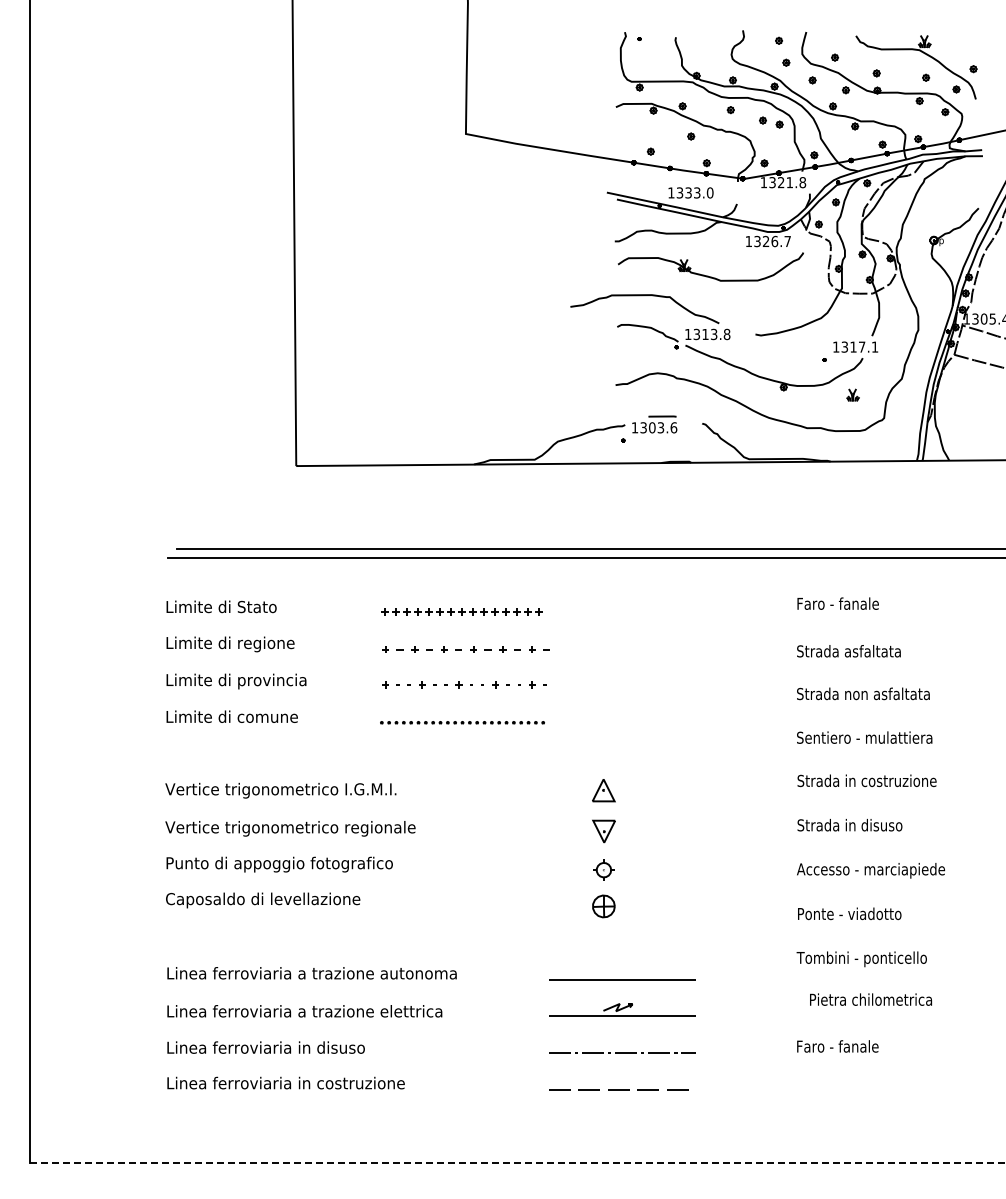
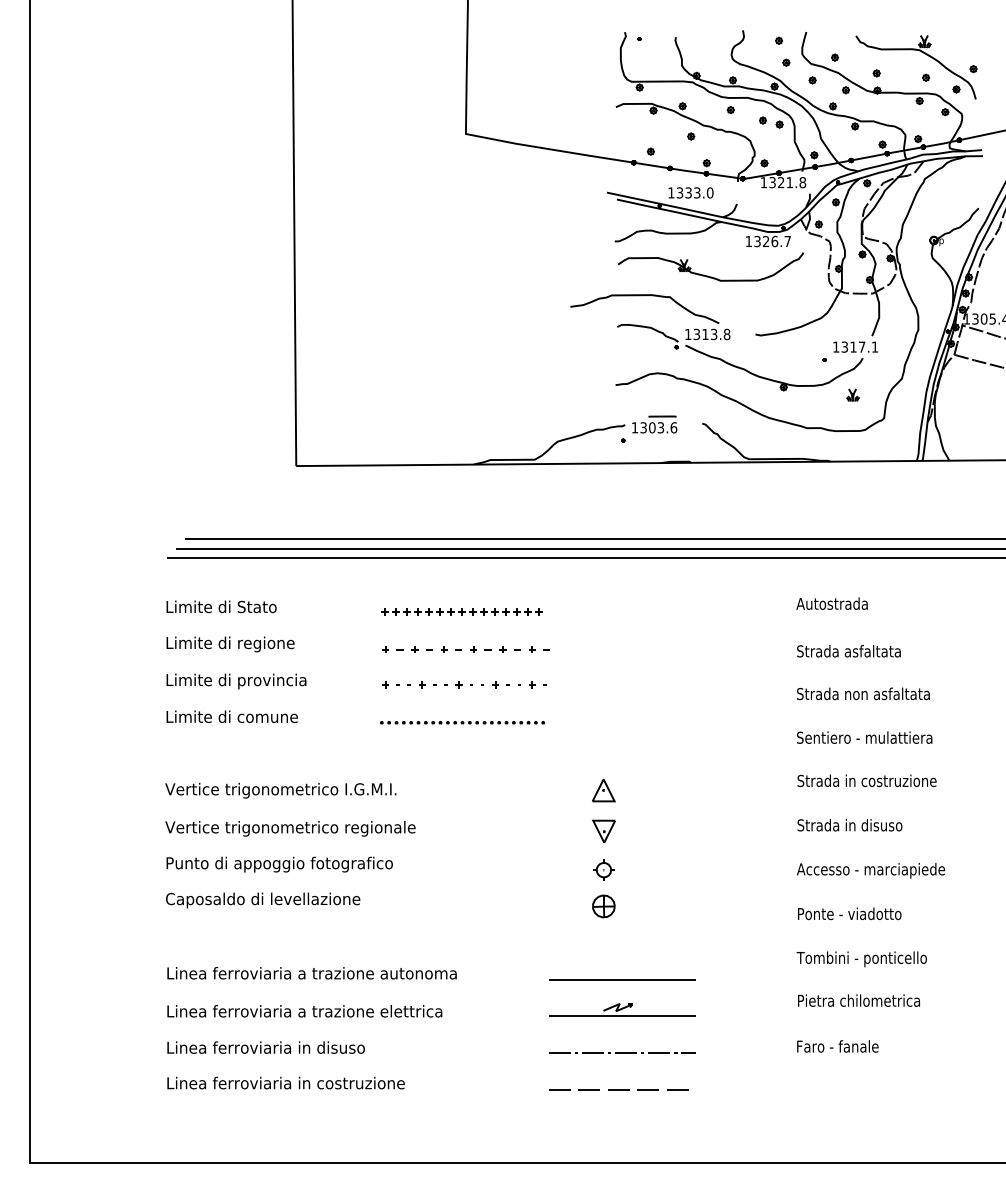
line: none -> present (594, 539)
text: Faro - fanale -> Autostrada (837, 603)
text position: (870, 999) -> (858, 1000) (858, 1000)
line: dashed -> solid (517, 1163)
